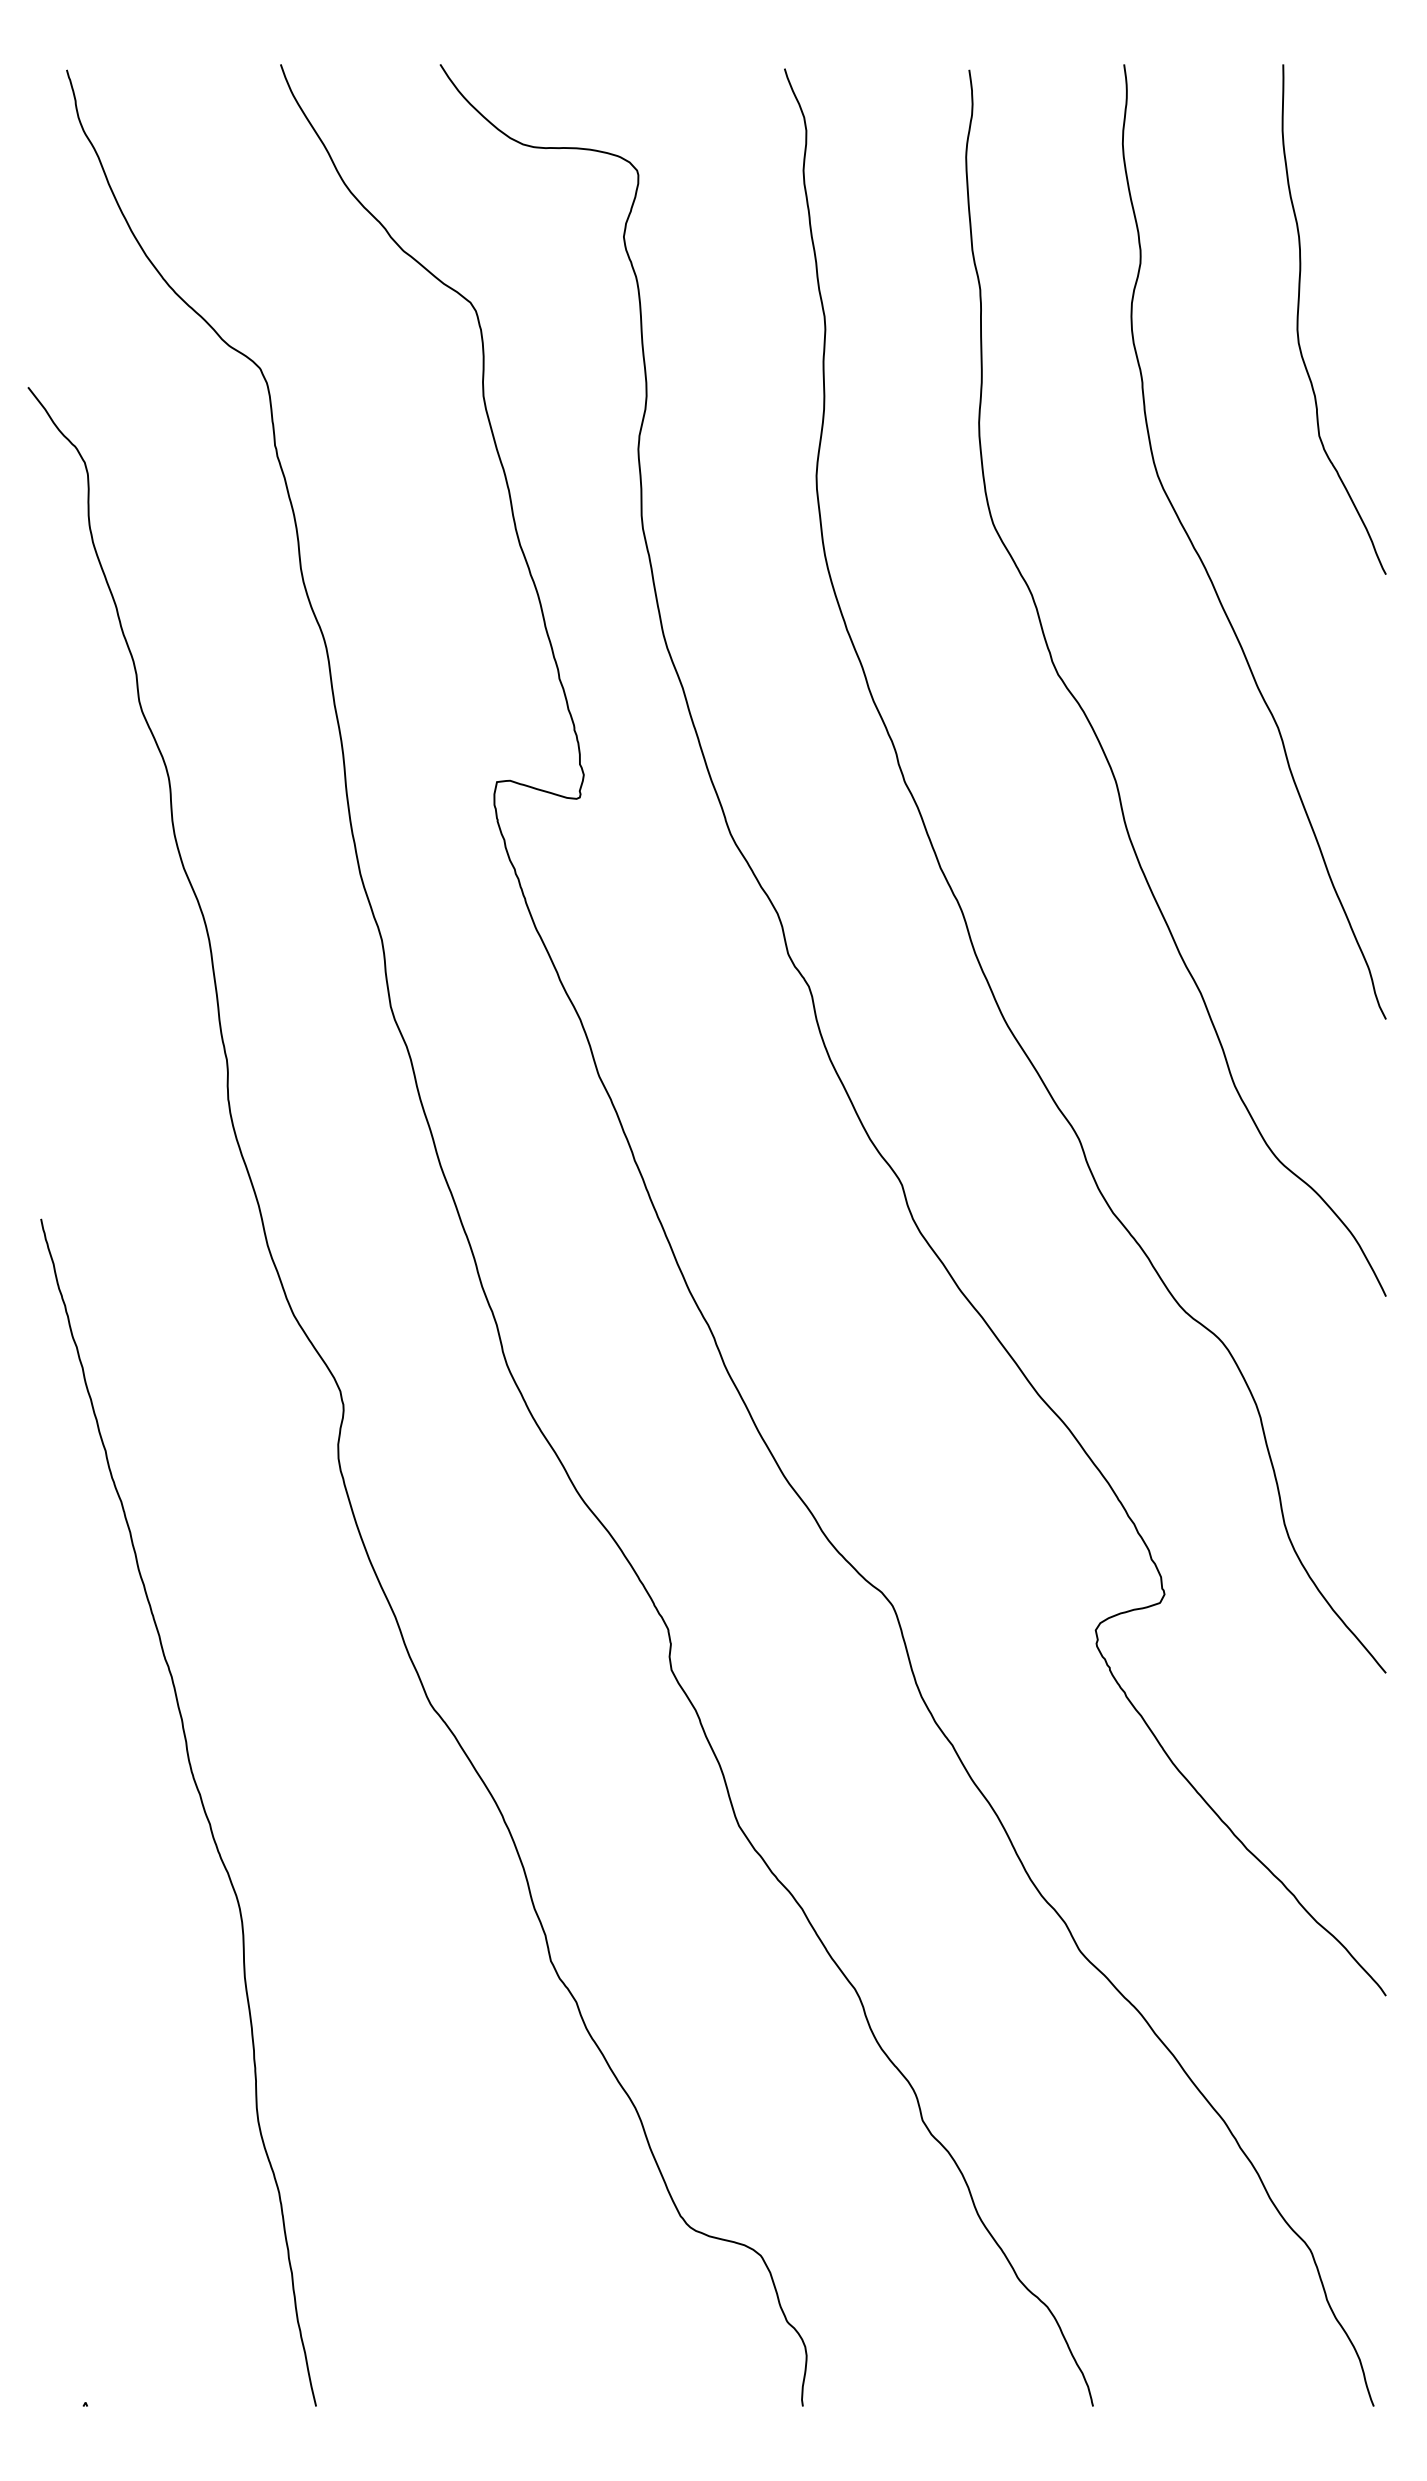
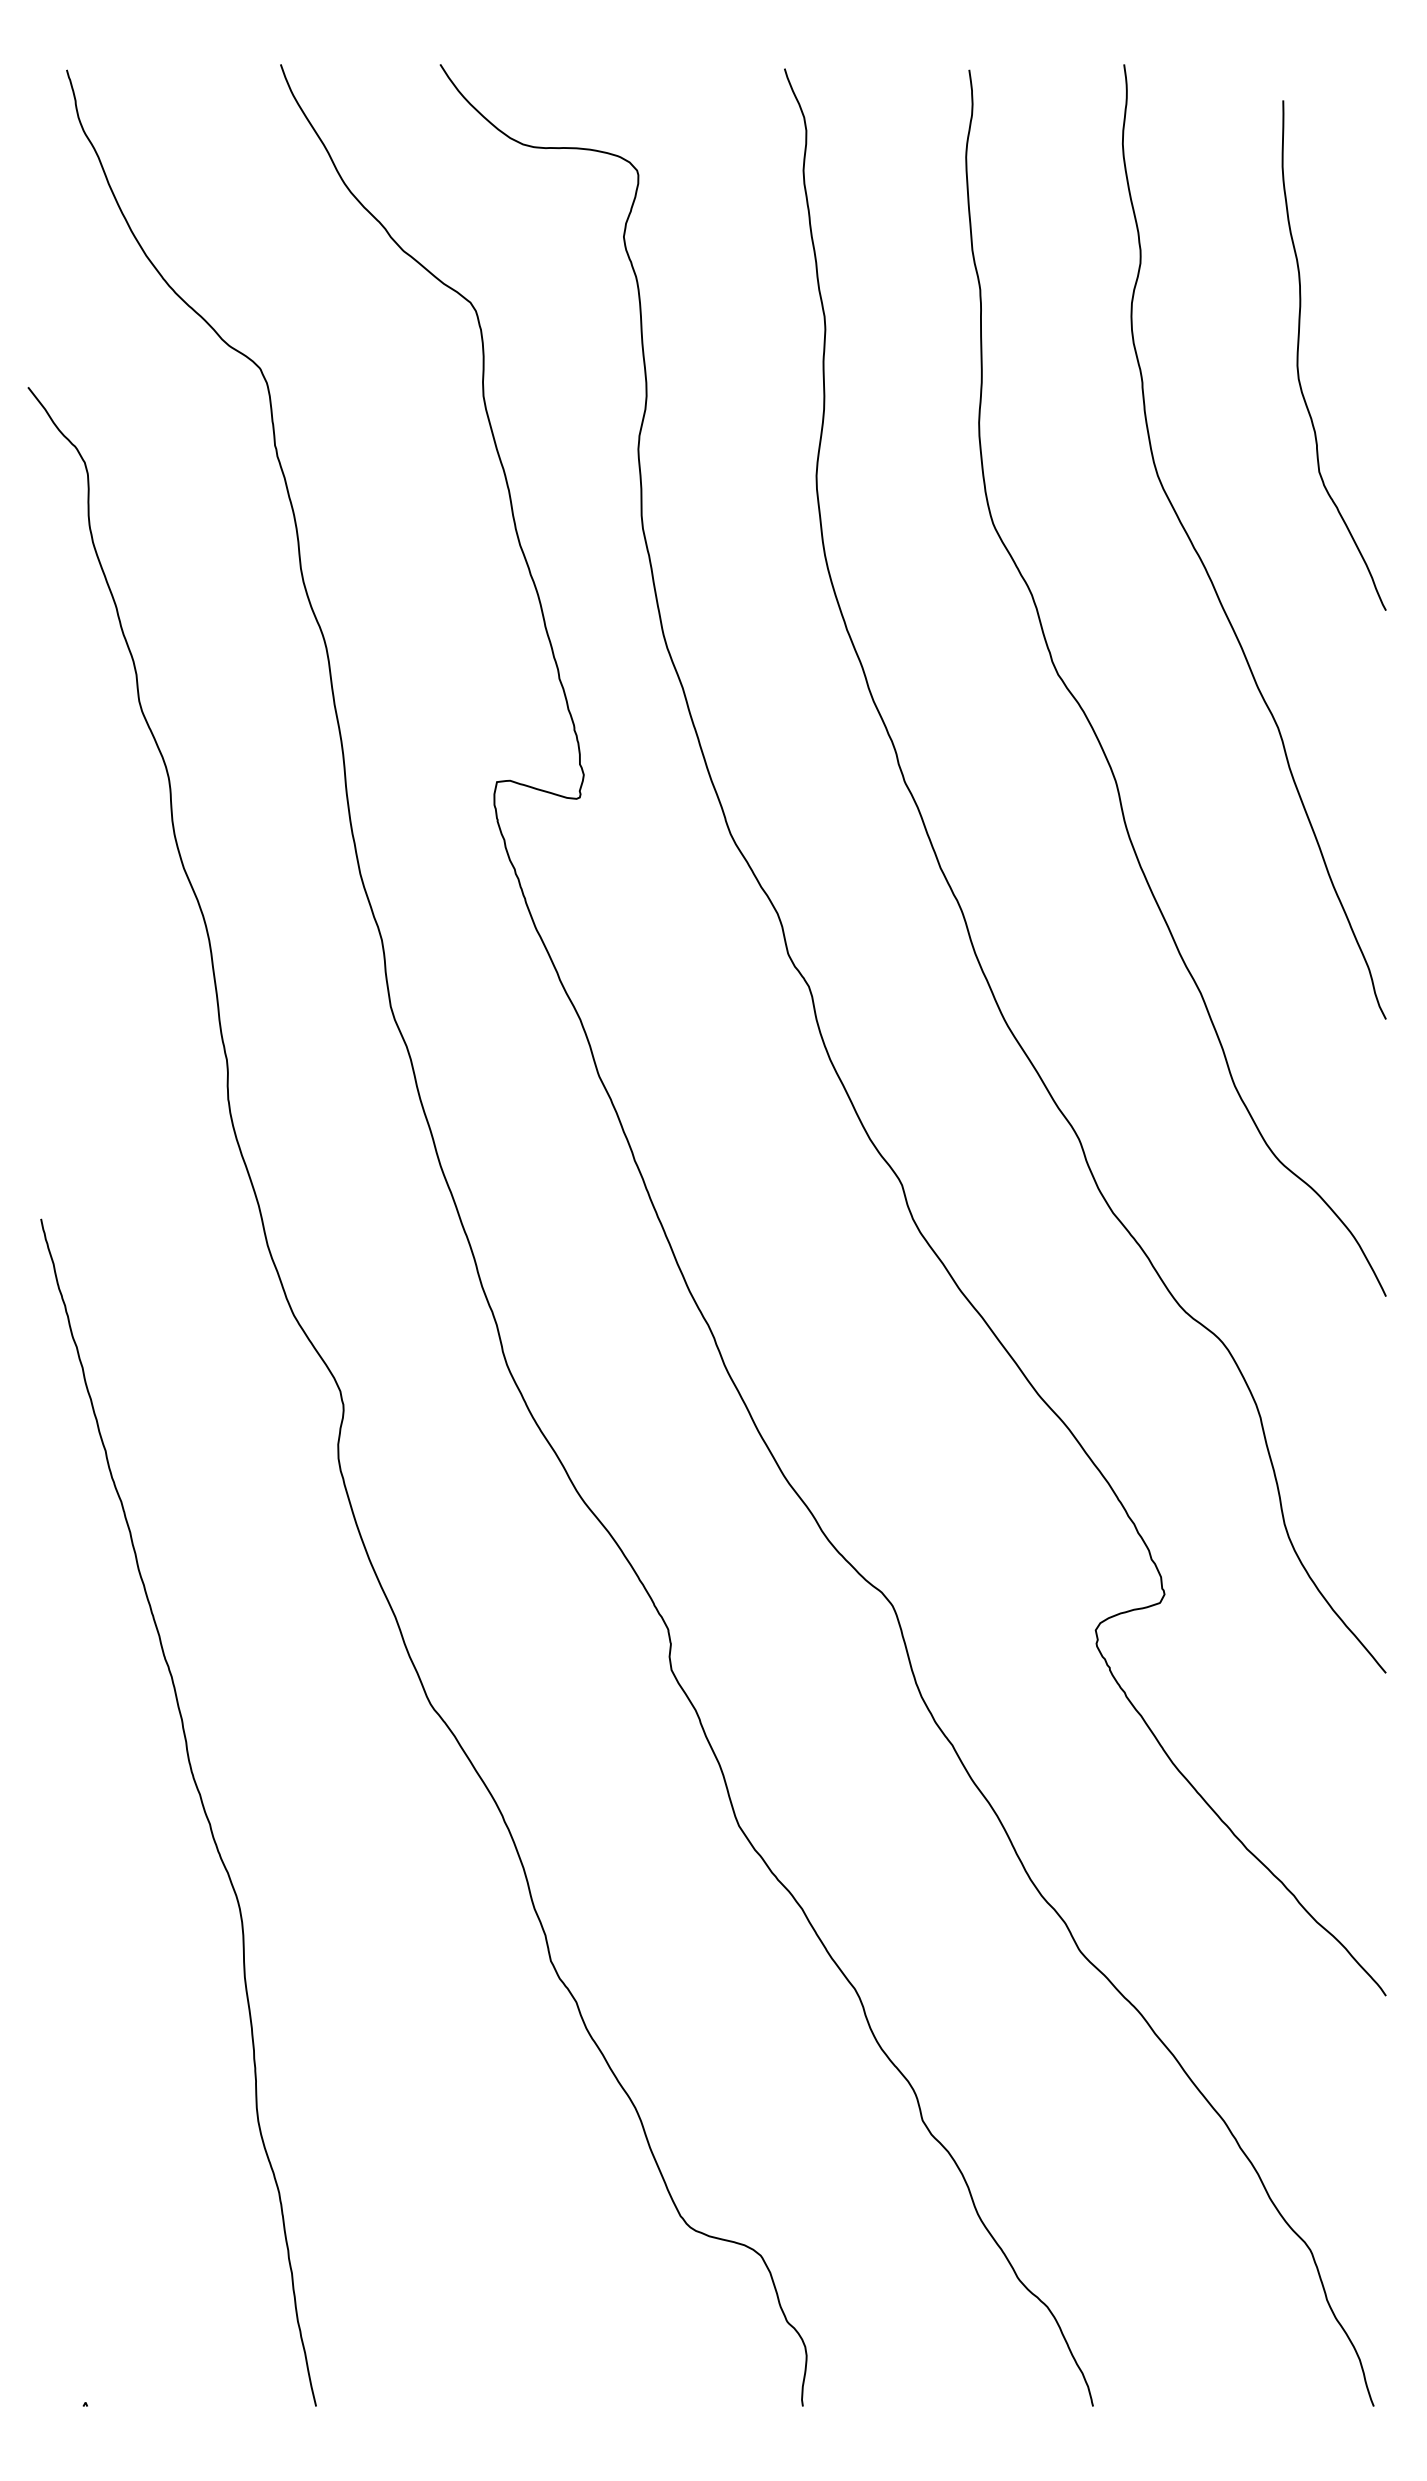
curve position: (1298, 319) -> (1298, 355) (1298, 355)
